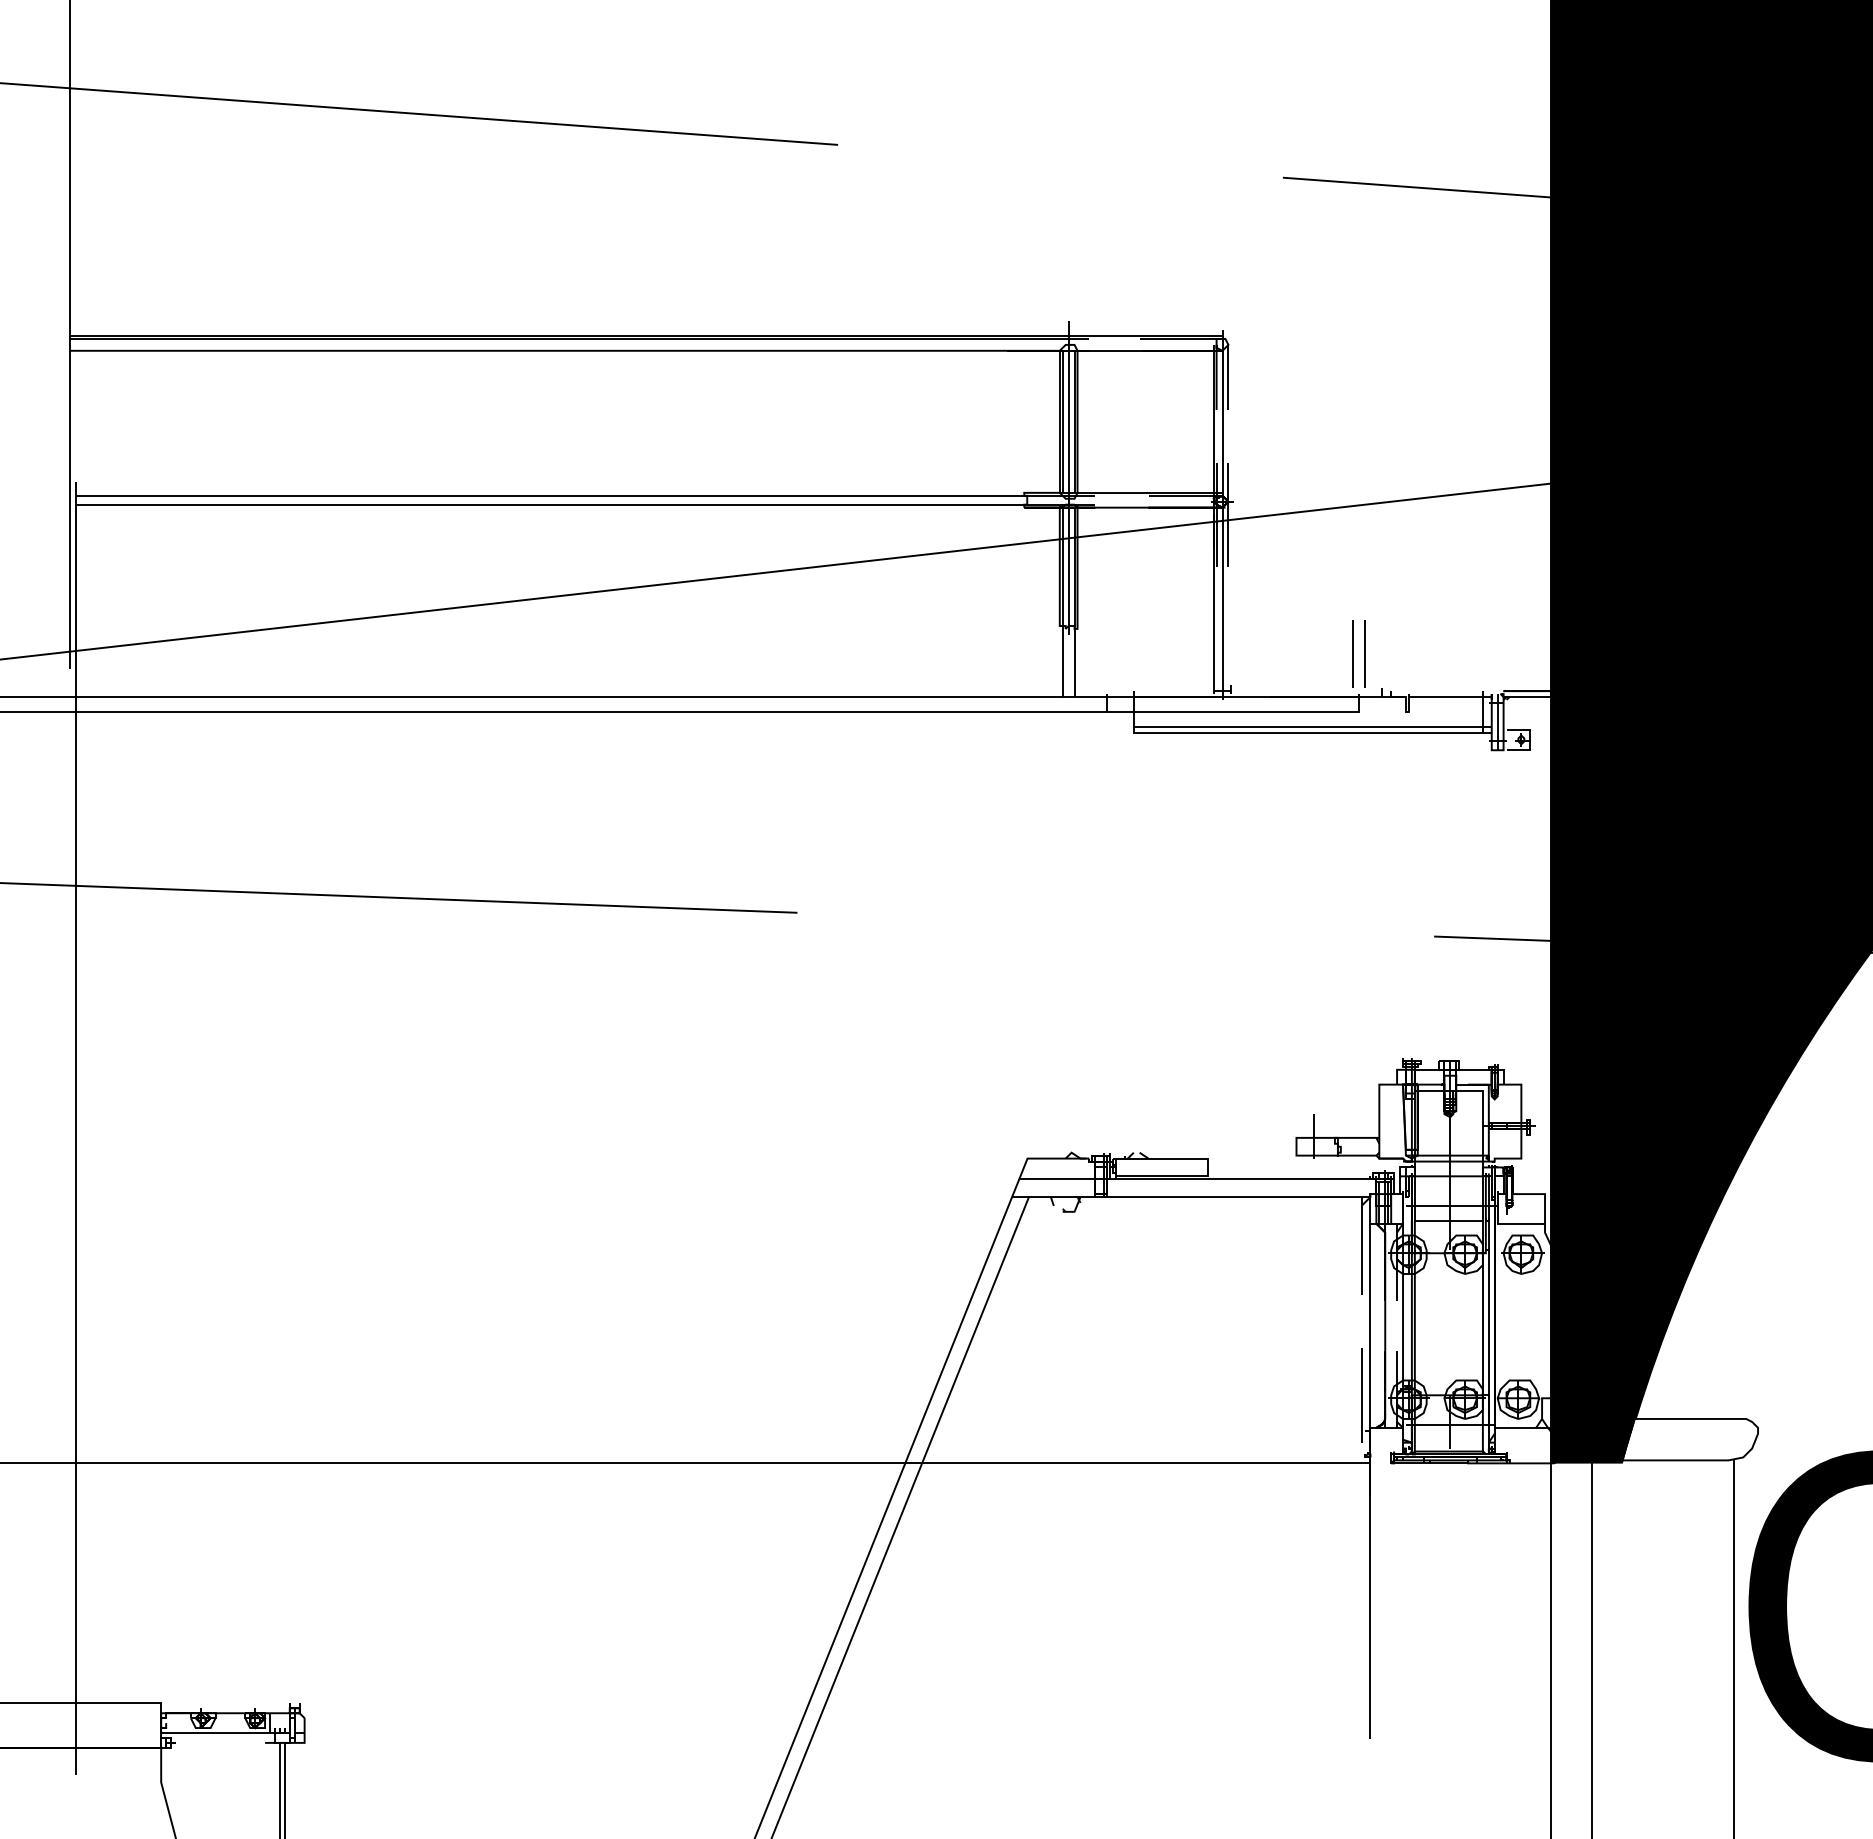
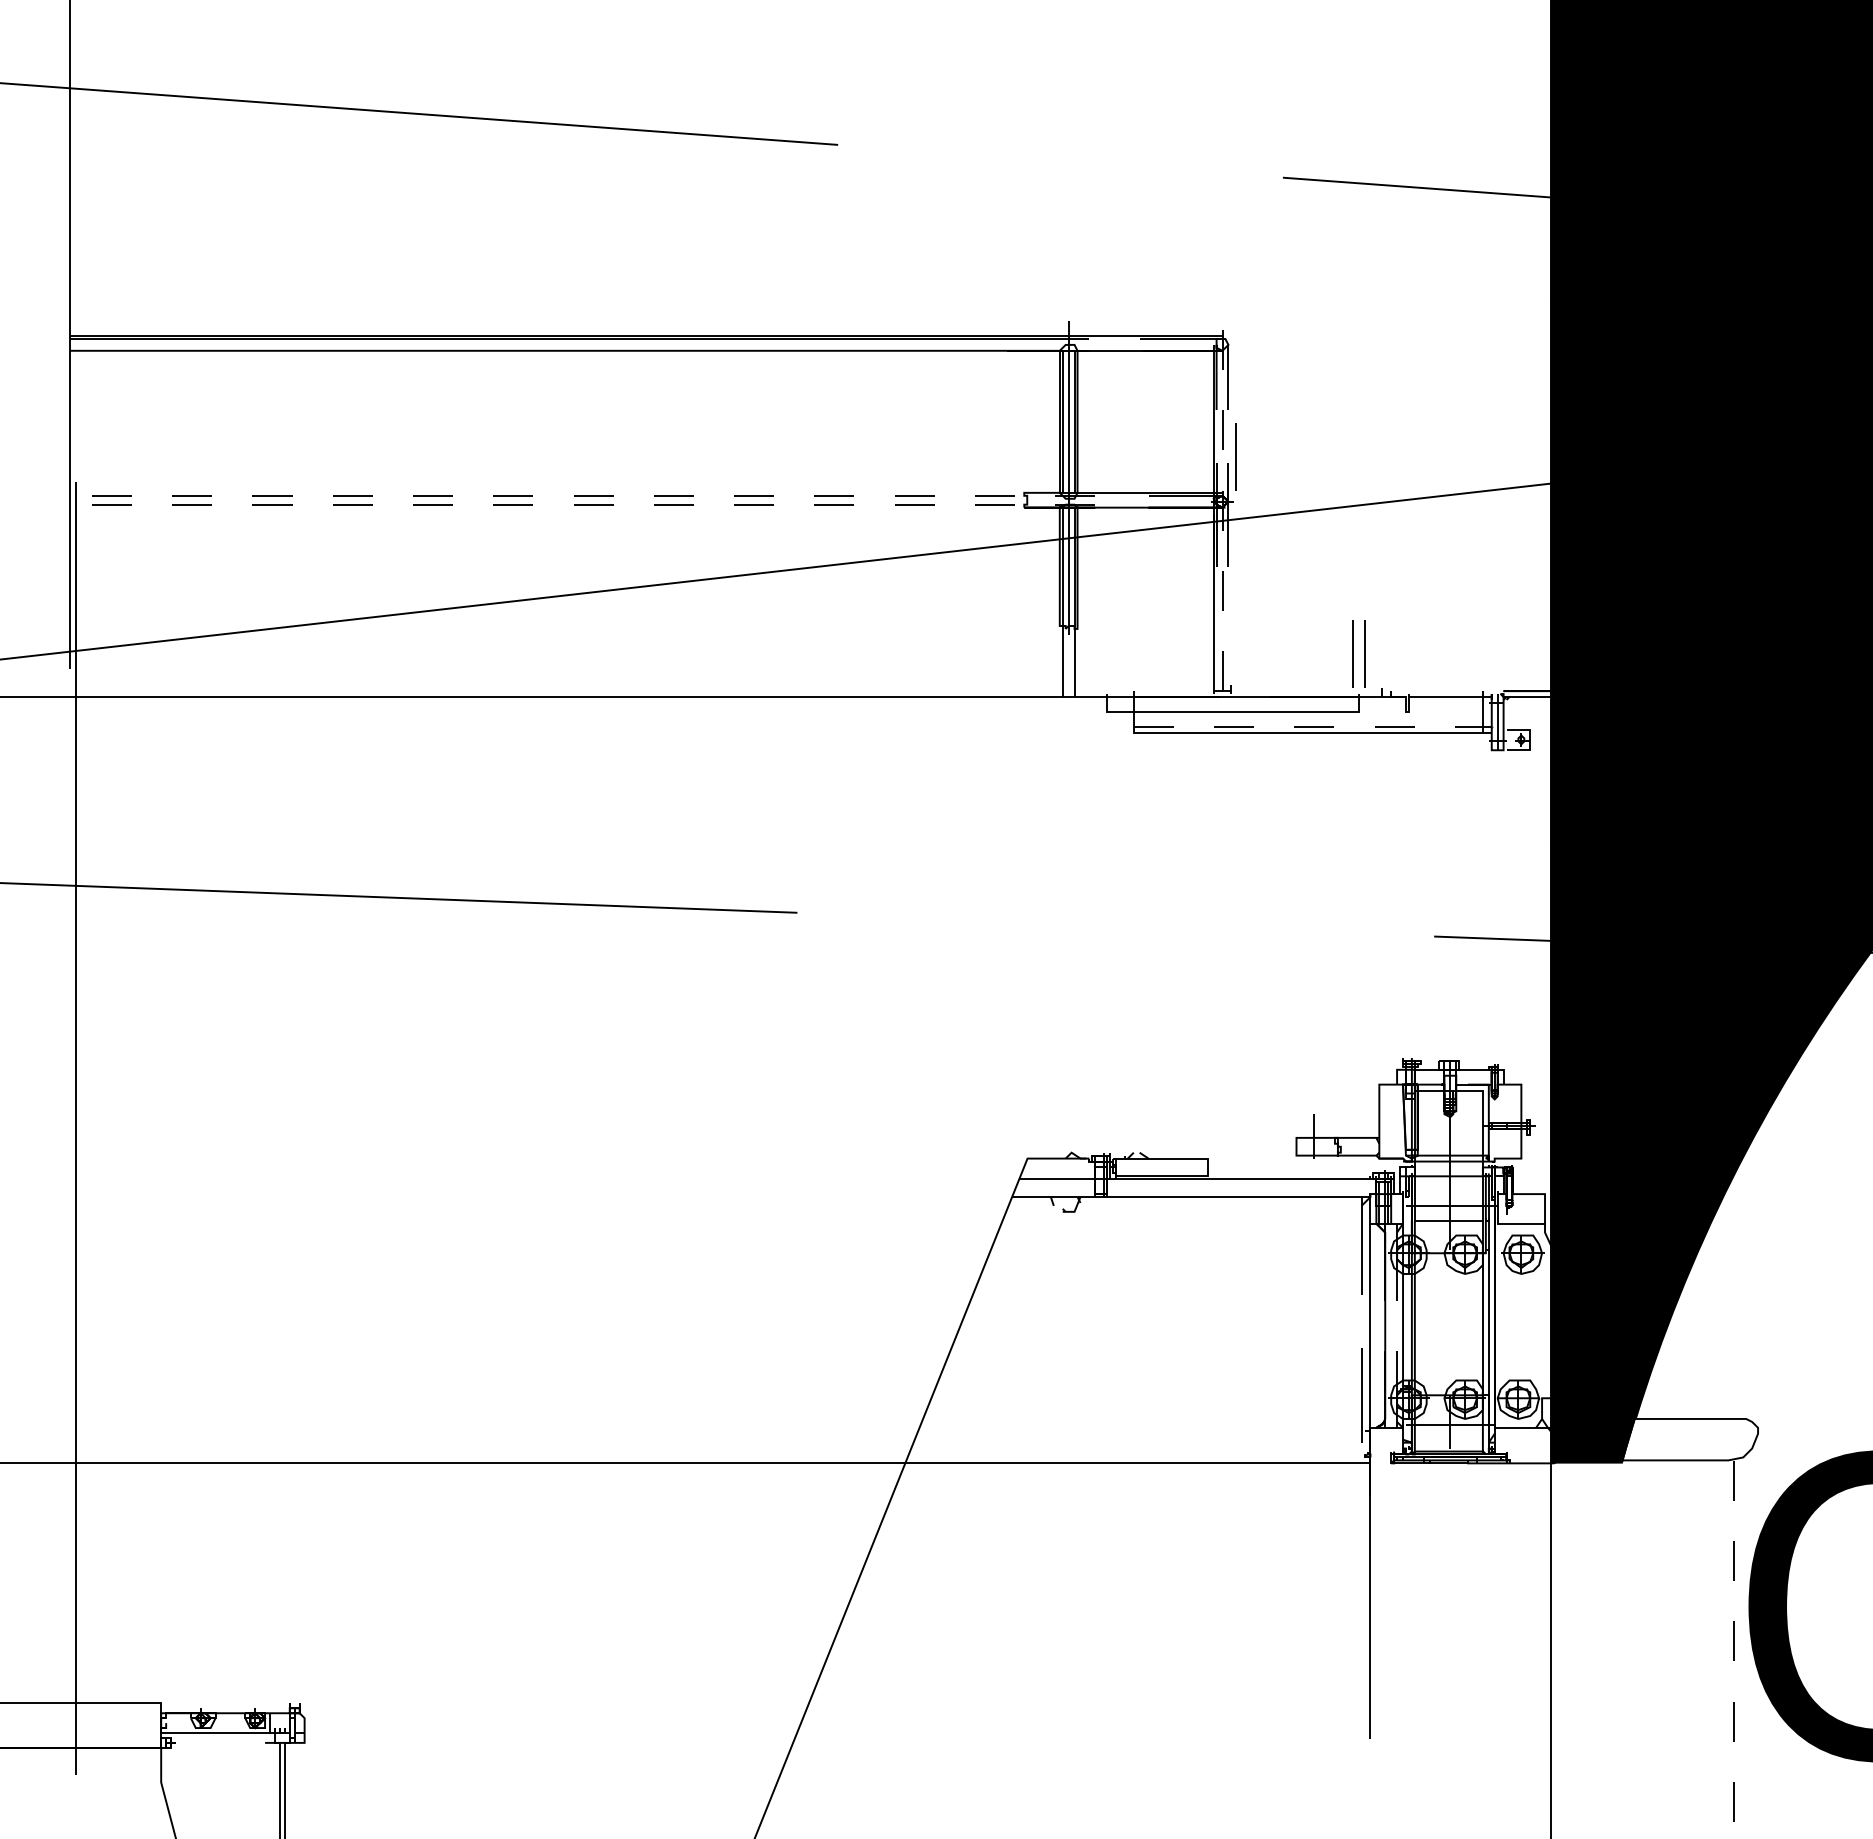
line: none -> present (1235, 456)
line: solid -> dashed (585, 495)
line: solid -> dashed (585, 504)
line: solid -> dashed (1222, 515)
line: present -> none (554, 711)
line: solid -> dashed (1313, 726)
line: present -> none (900, 1516)
line: present -> none (1592, 1647)
line: solid -> dashed (1734, 1649)
